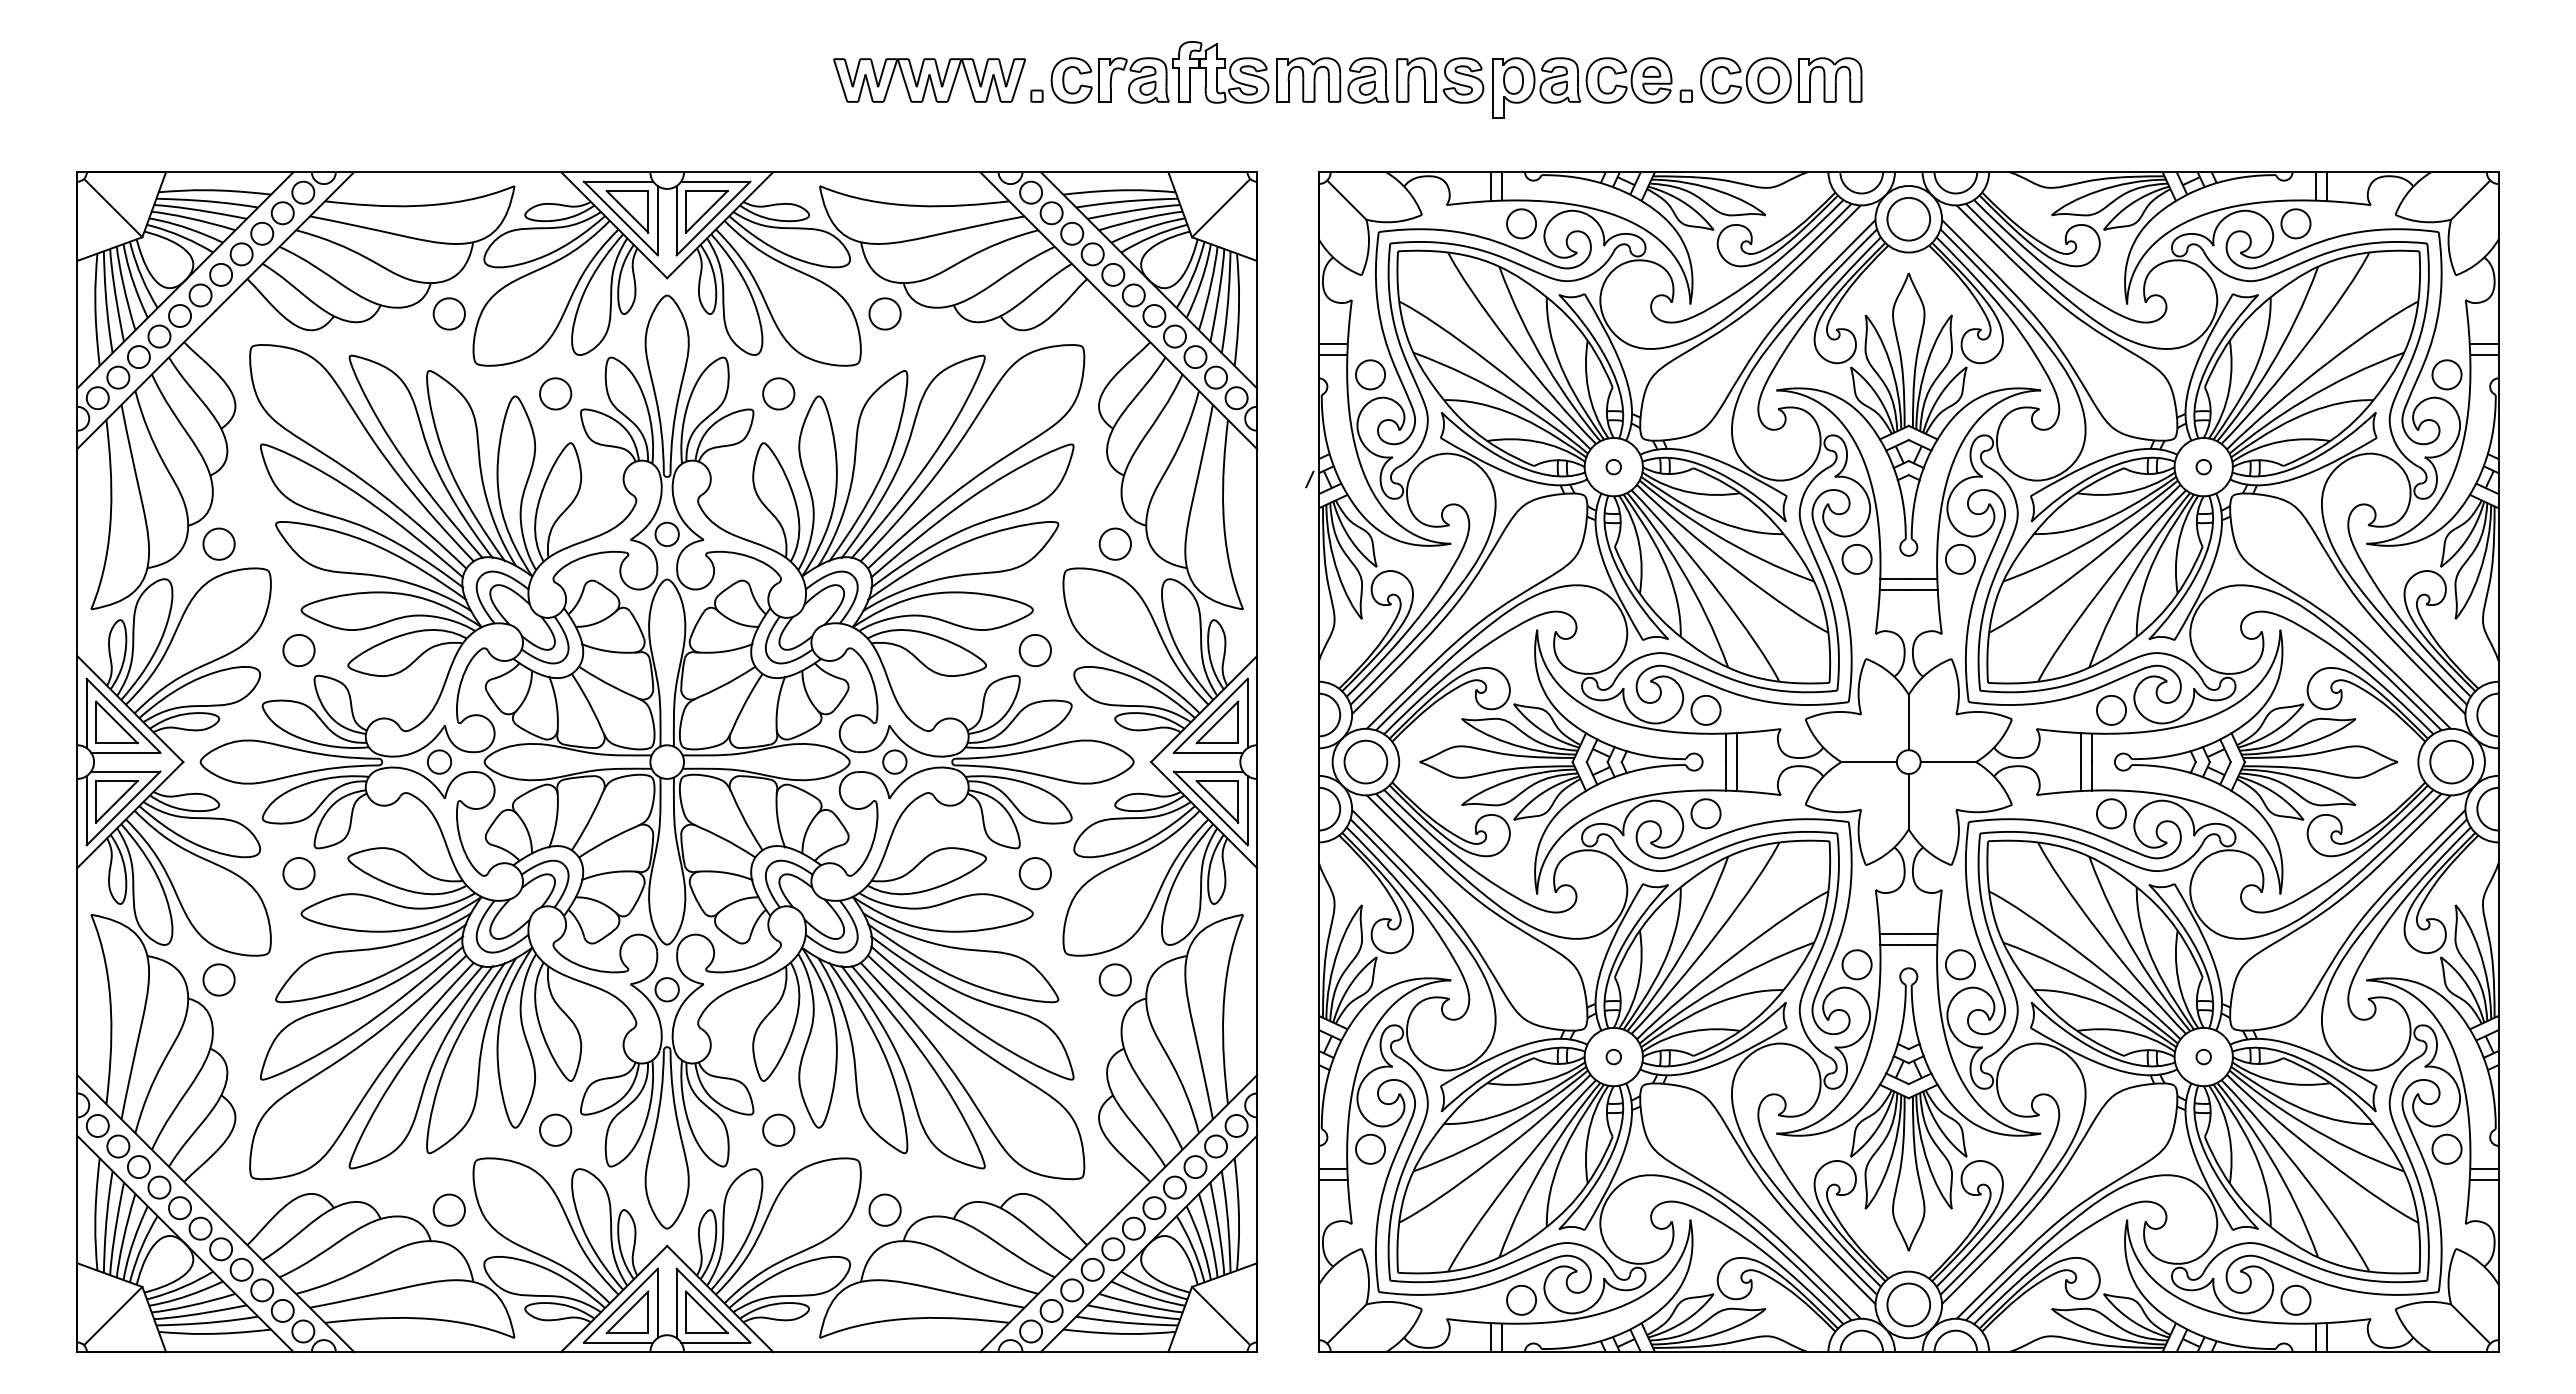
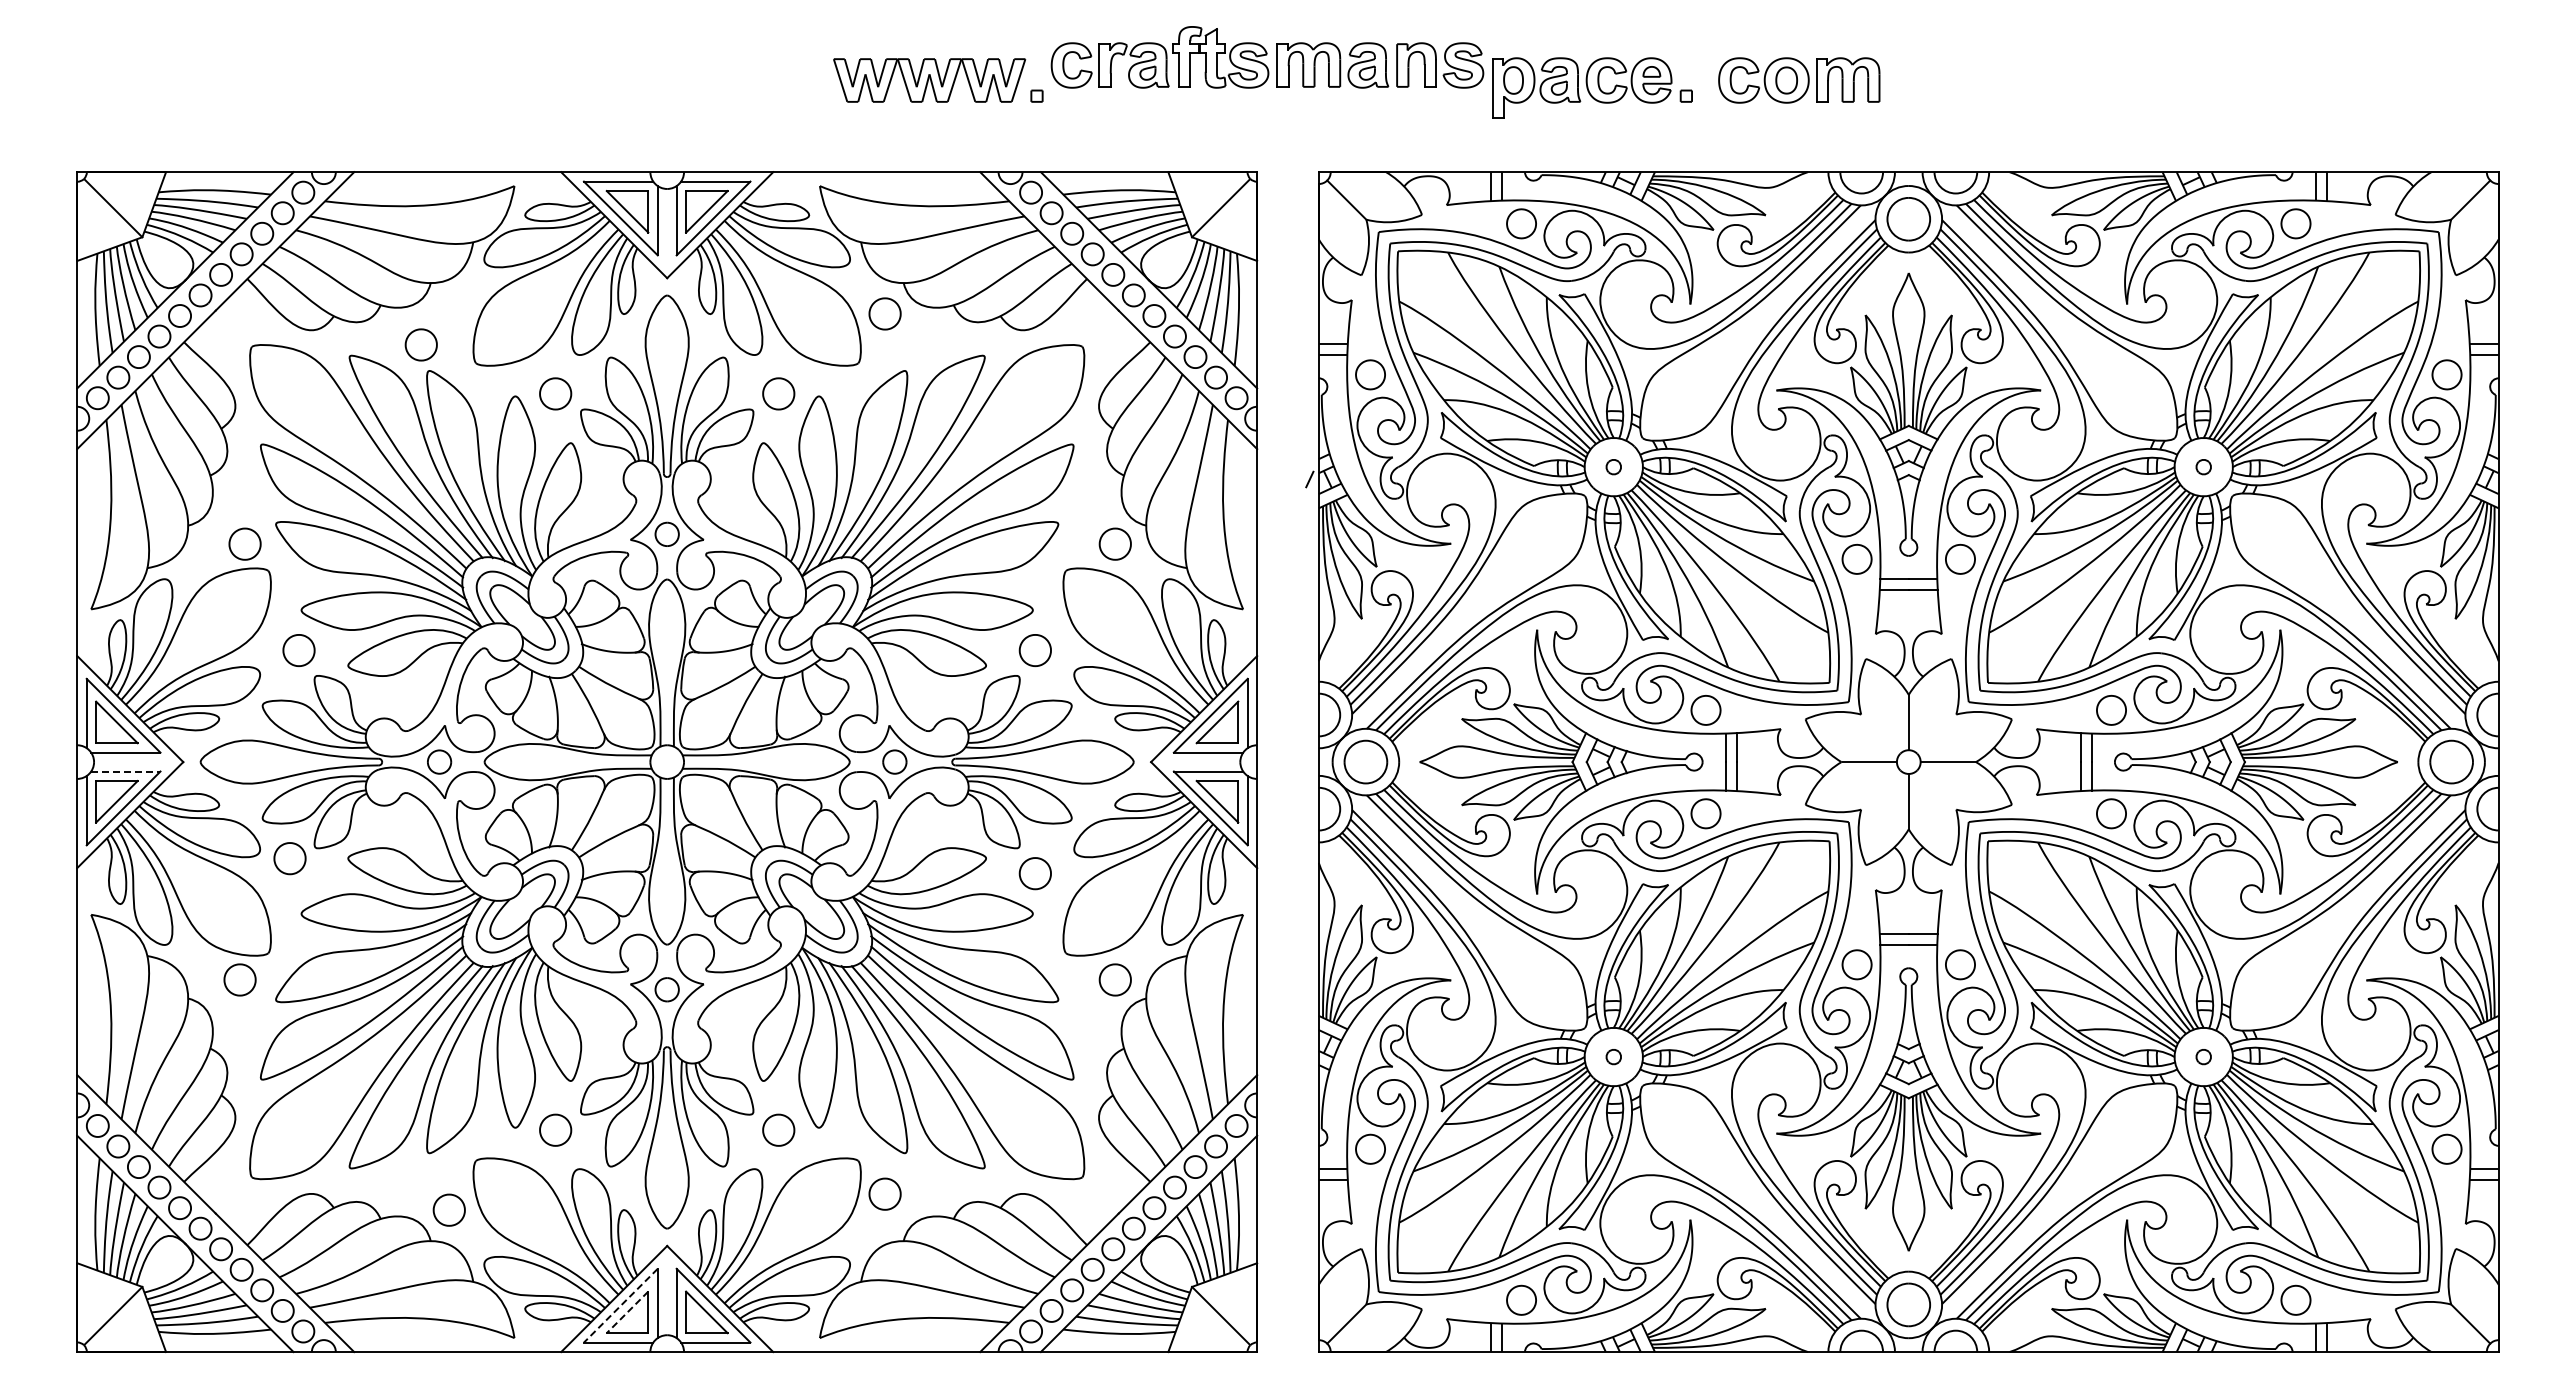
part position: (1267, 72) -> (1267, 57) (1267, 57)
part position: (1781, 80) -> (1799, 80) (1799, 80)
part position: (448, 313) -> (420, 344) (420, 344)
part position: (218, 543) -> (244, 543) (244, 543)
line: solid -> dashed (125, 771)
part position: (298, 873) -> (289, 858) (289, 858)
part position: (218, 979) -> (239, 979) (239, 979)
part position: (884, 1209) -> (884, 1193) (884, 1193)
line: solid -> dashed (620, 1306)
line: solid -> dashed (627, 1312)
